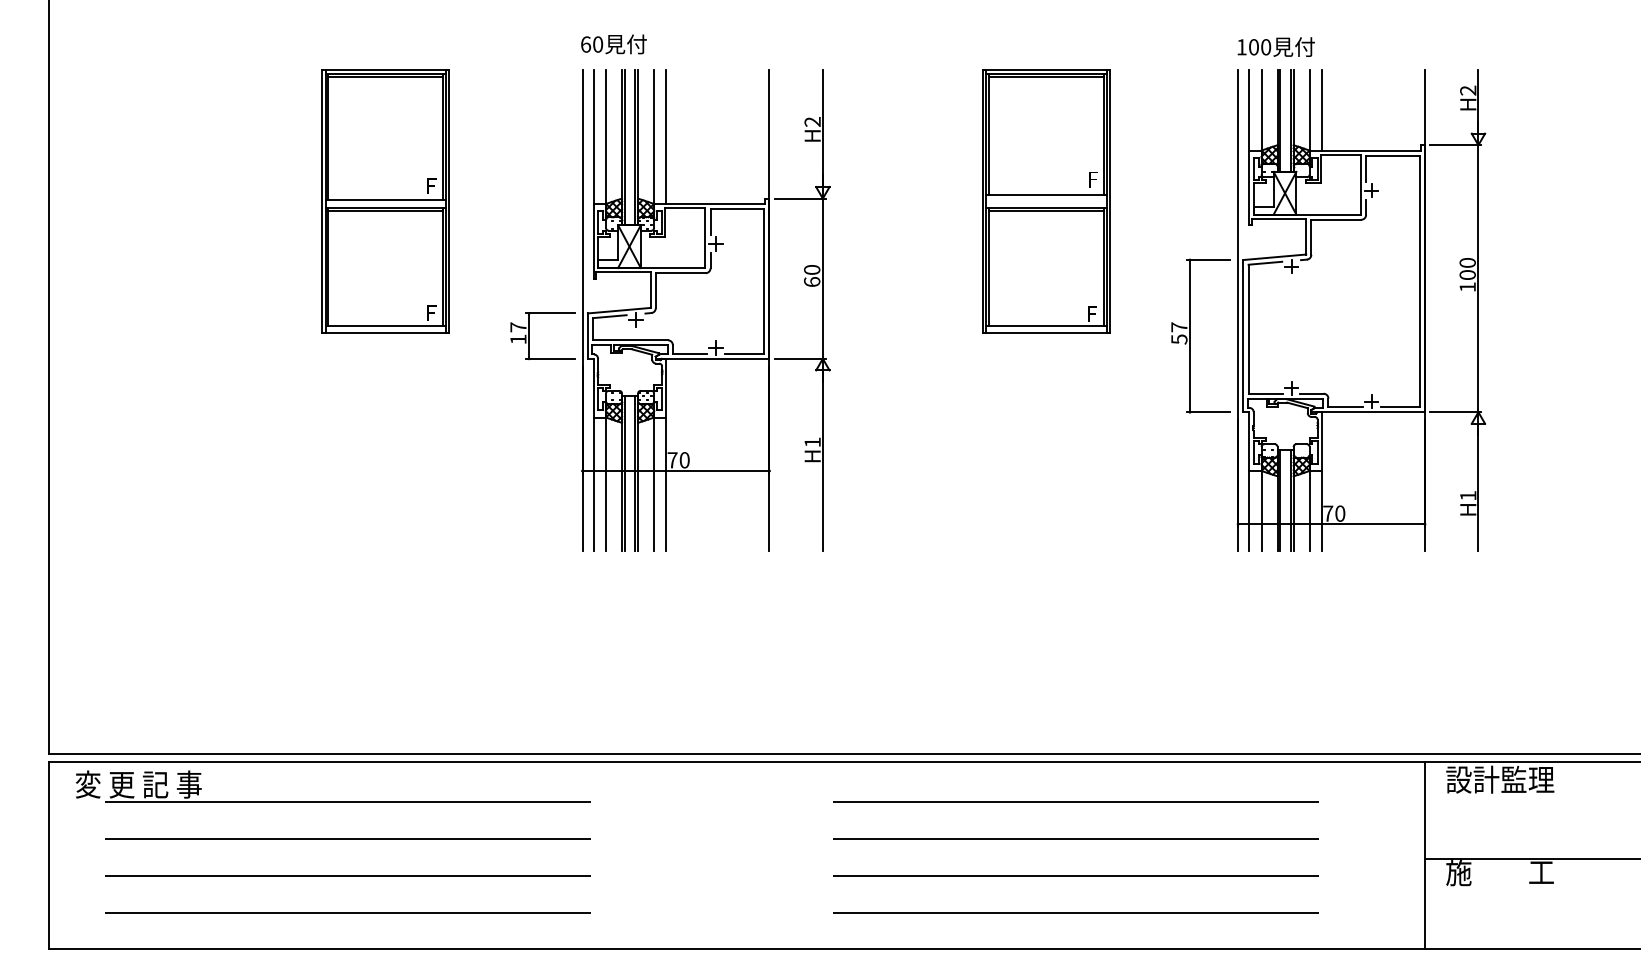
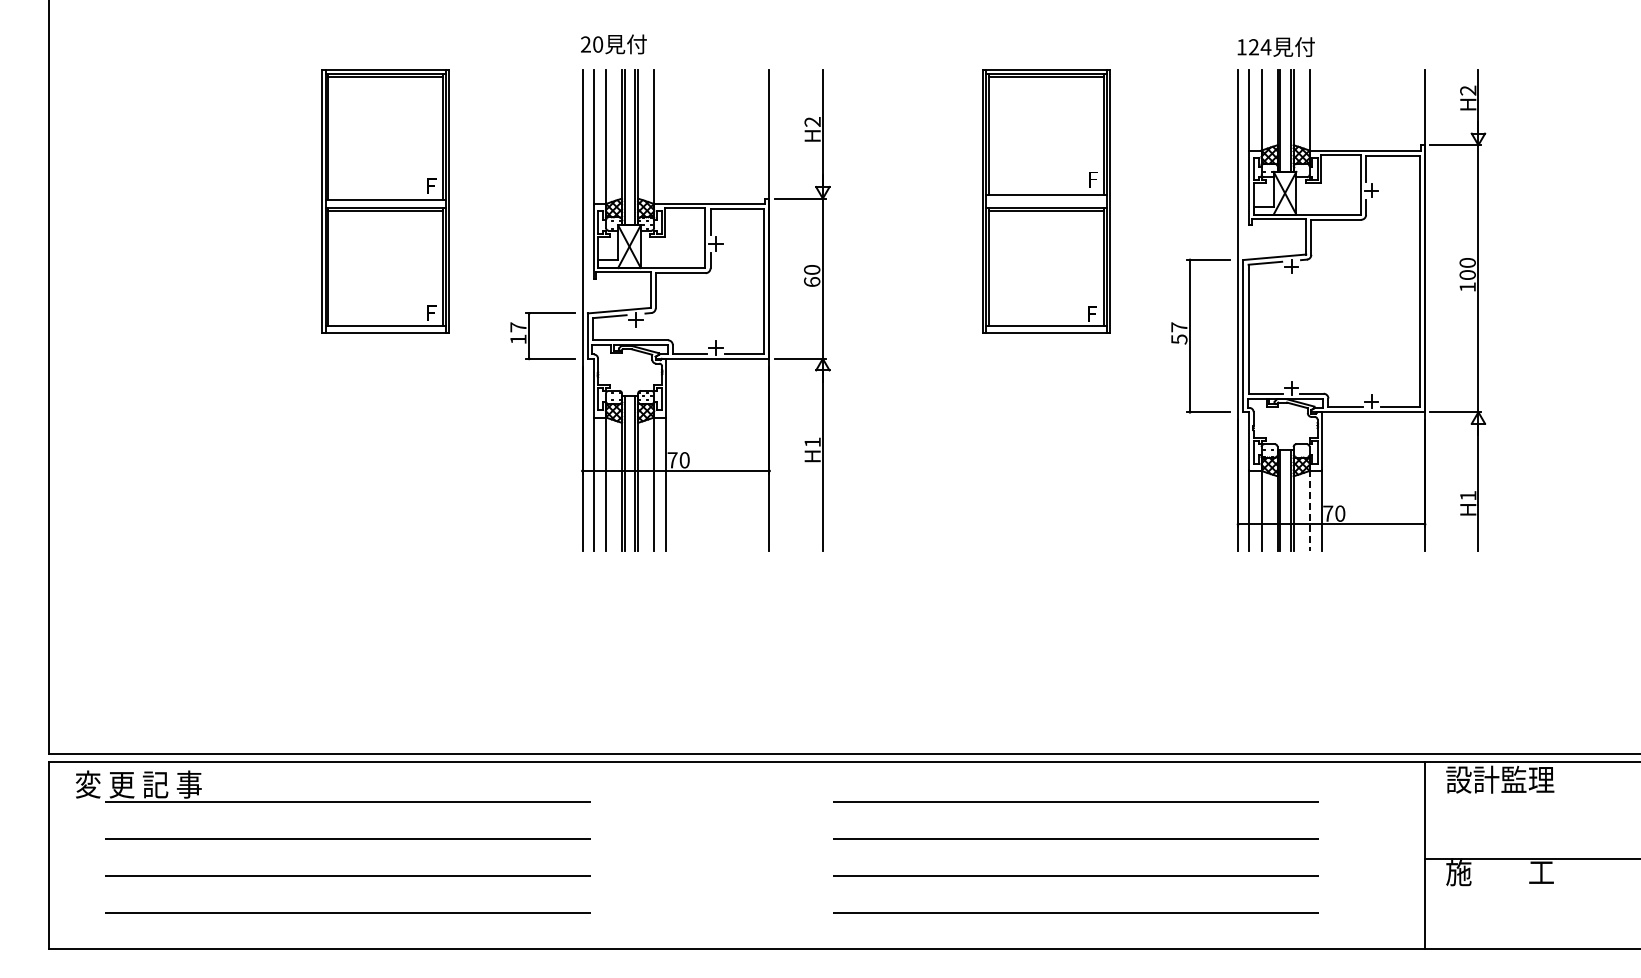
text: 60 -> 20 (586, 44)
text: 100 -> 124 (1260, 47)
line: present -> none (1321, 110)
line: present -> none (666, 136)
line: solid -> dashed (1309, 510)
